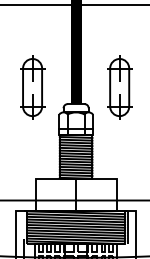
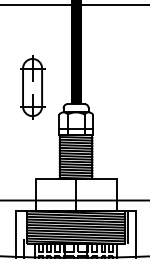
part: present -> none (119, 87)
